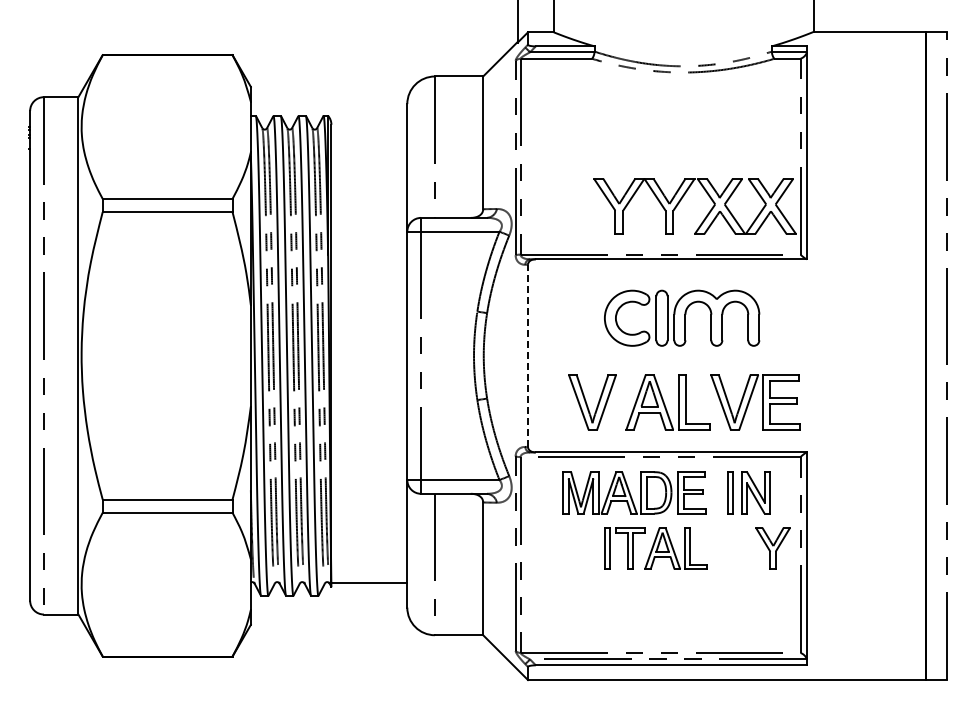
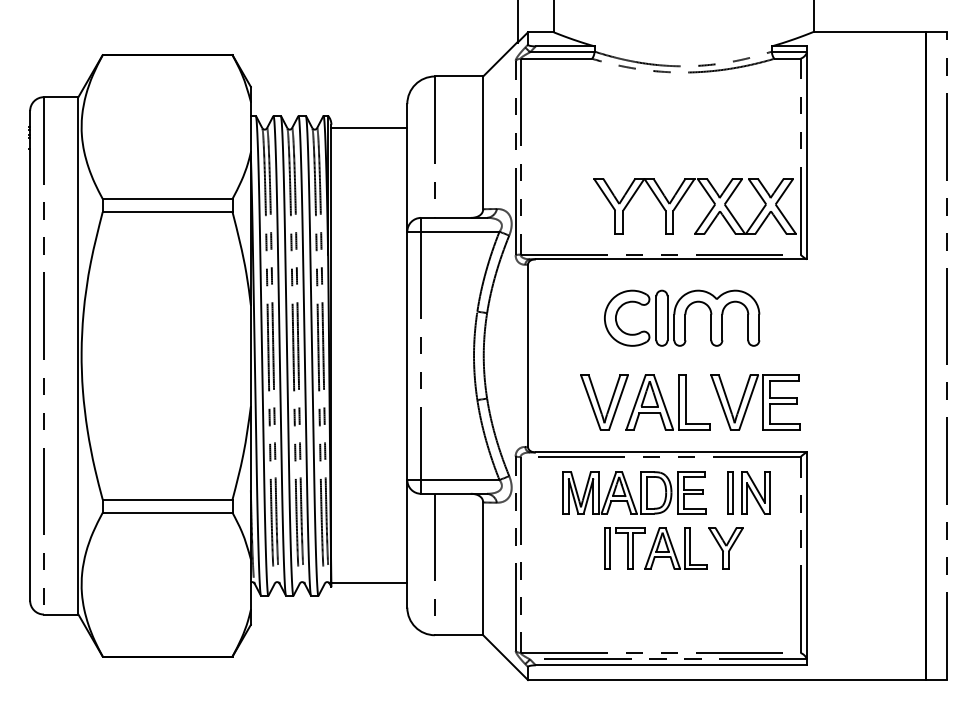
line: none -> present (369, 128)
line: dashed -> solid (528, 355)
part position: (592, 402) -> (604, 402) (604, 402)
part position: (772, 548) -> (725, 548) (725, 548)
